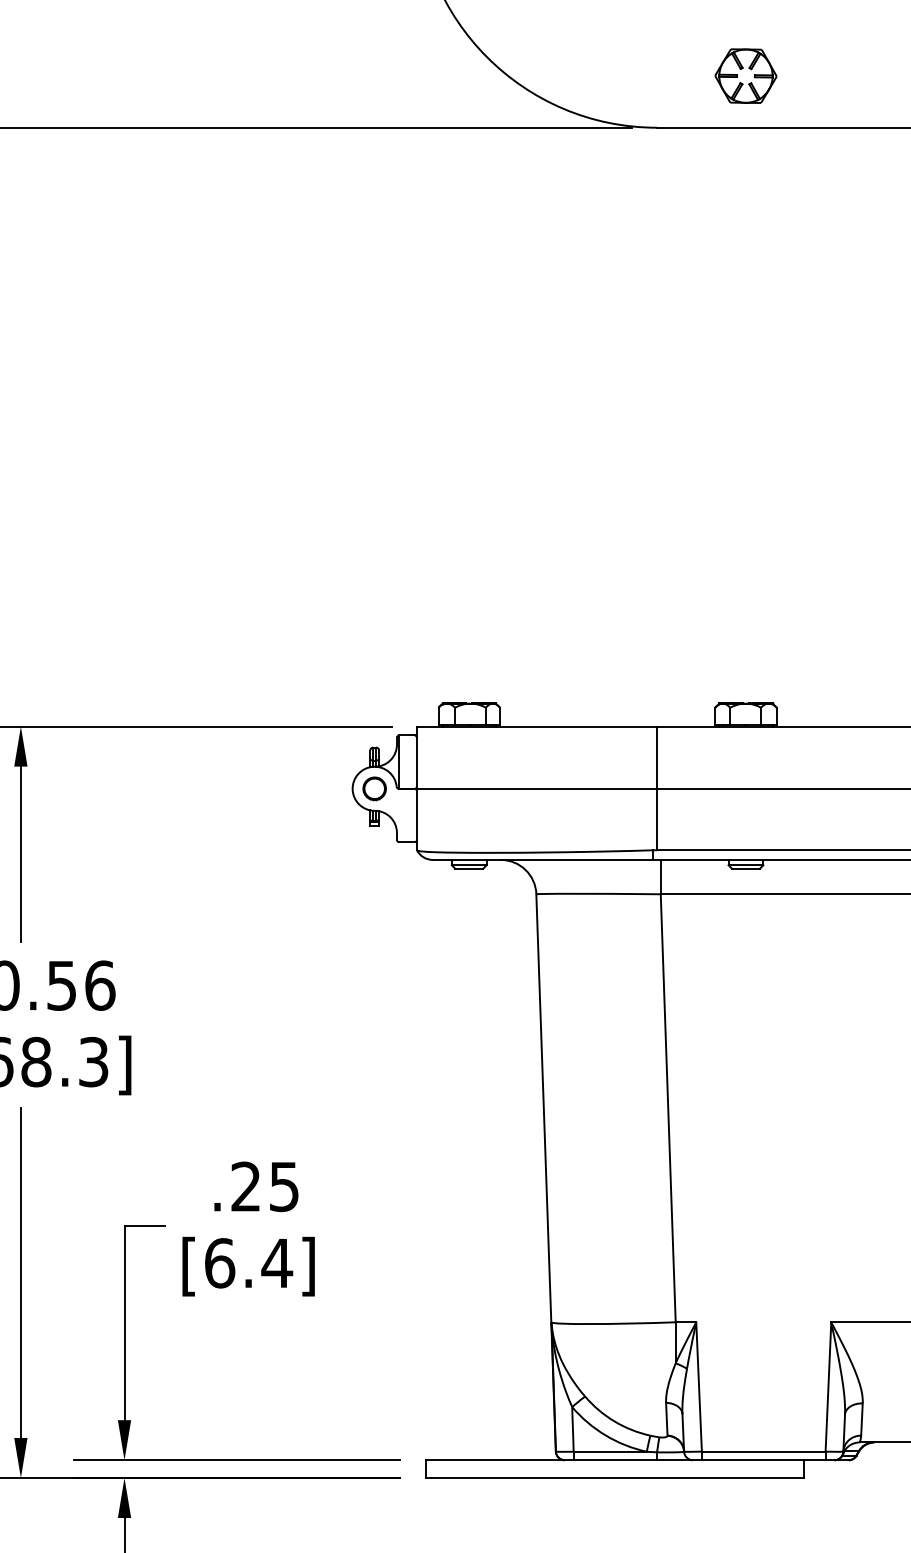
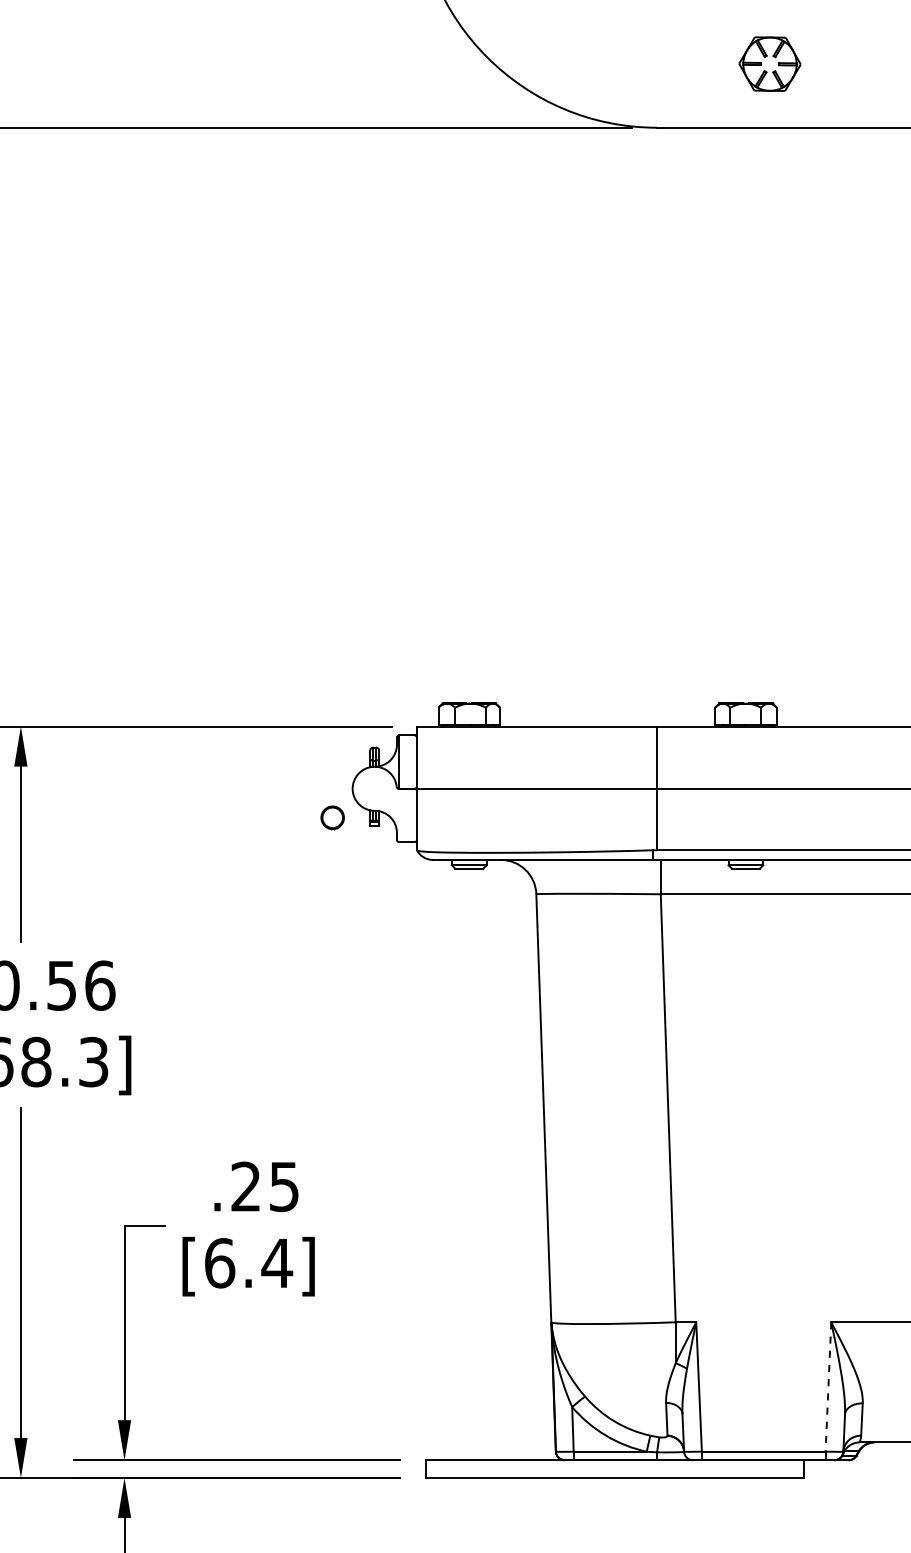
part position: (745, 75) -> (769, 63) (769, 63)
part position: (374, 788) -> (332, 817) (332, 817)
line: solid -> dashed (828, 1386)
